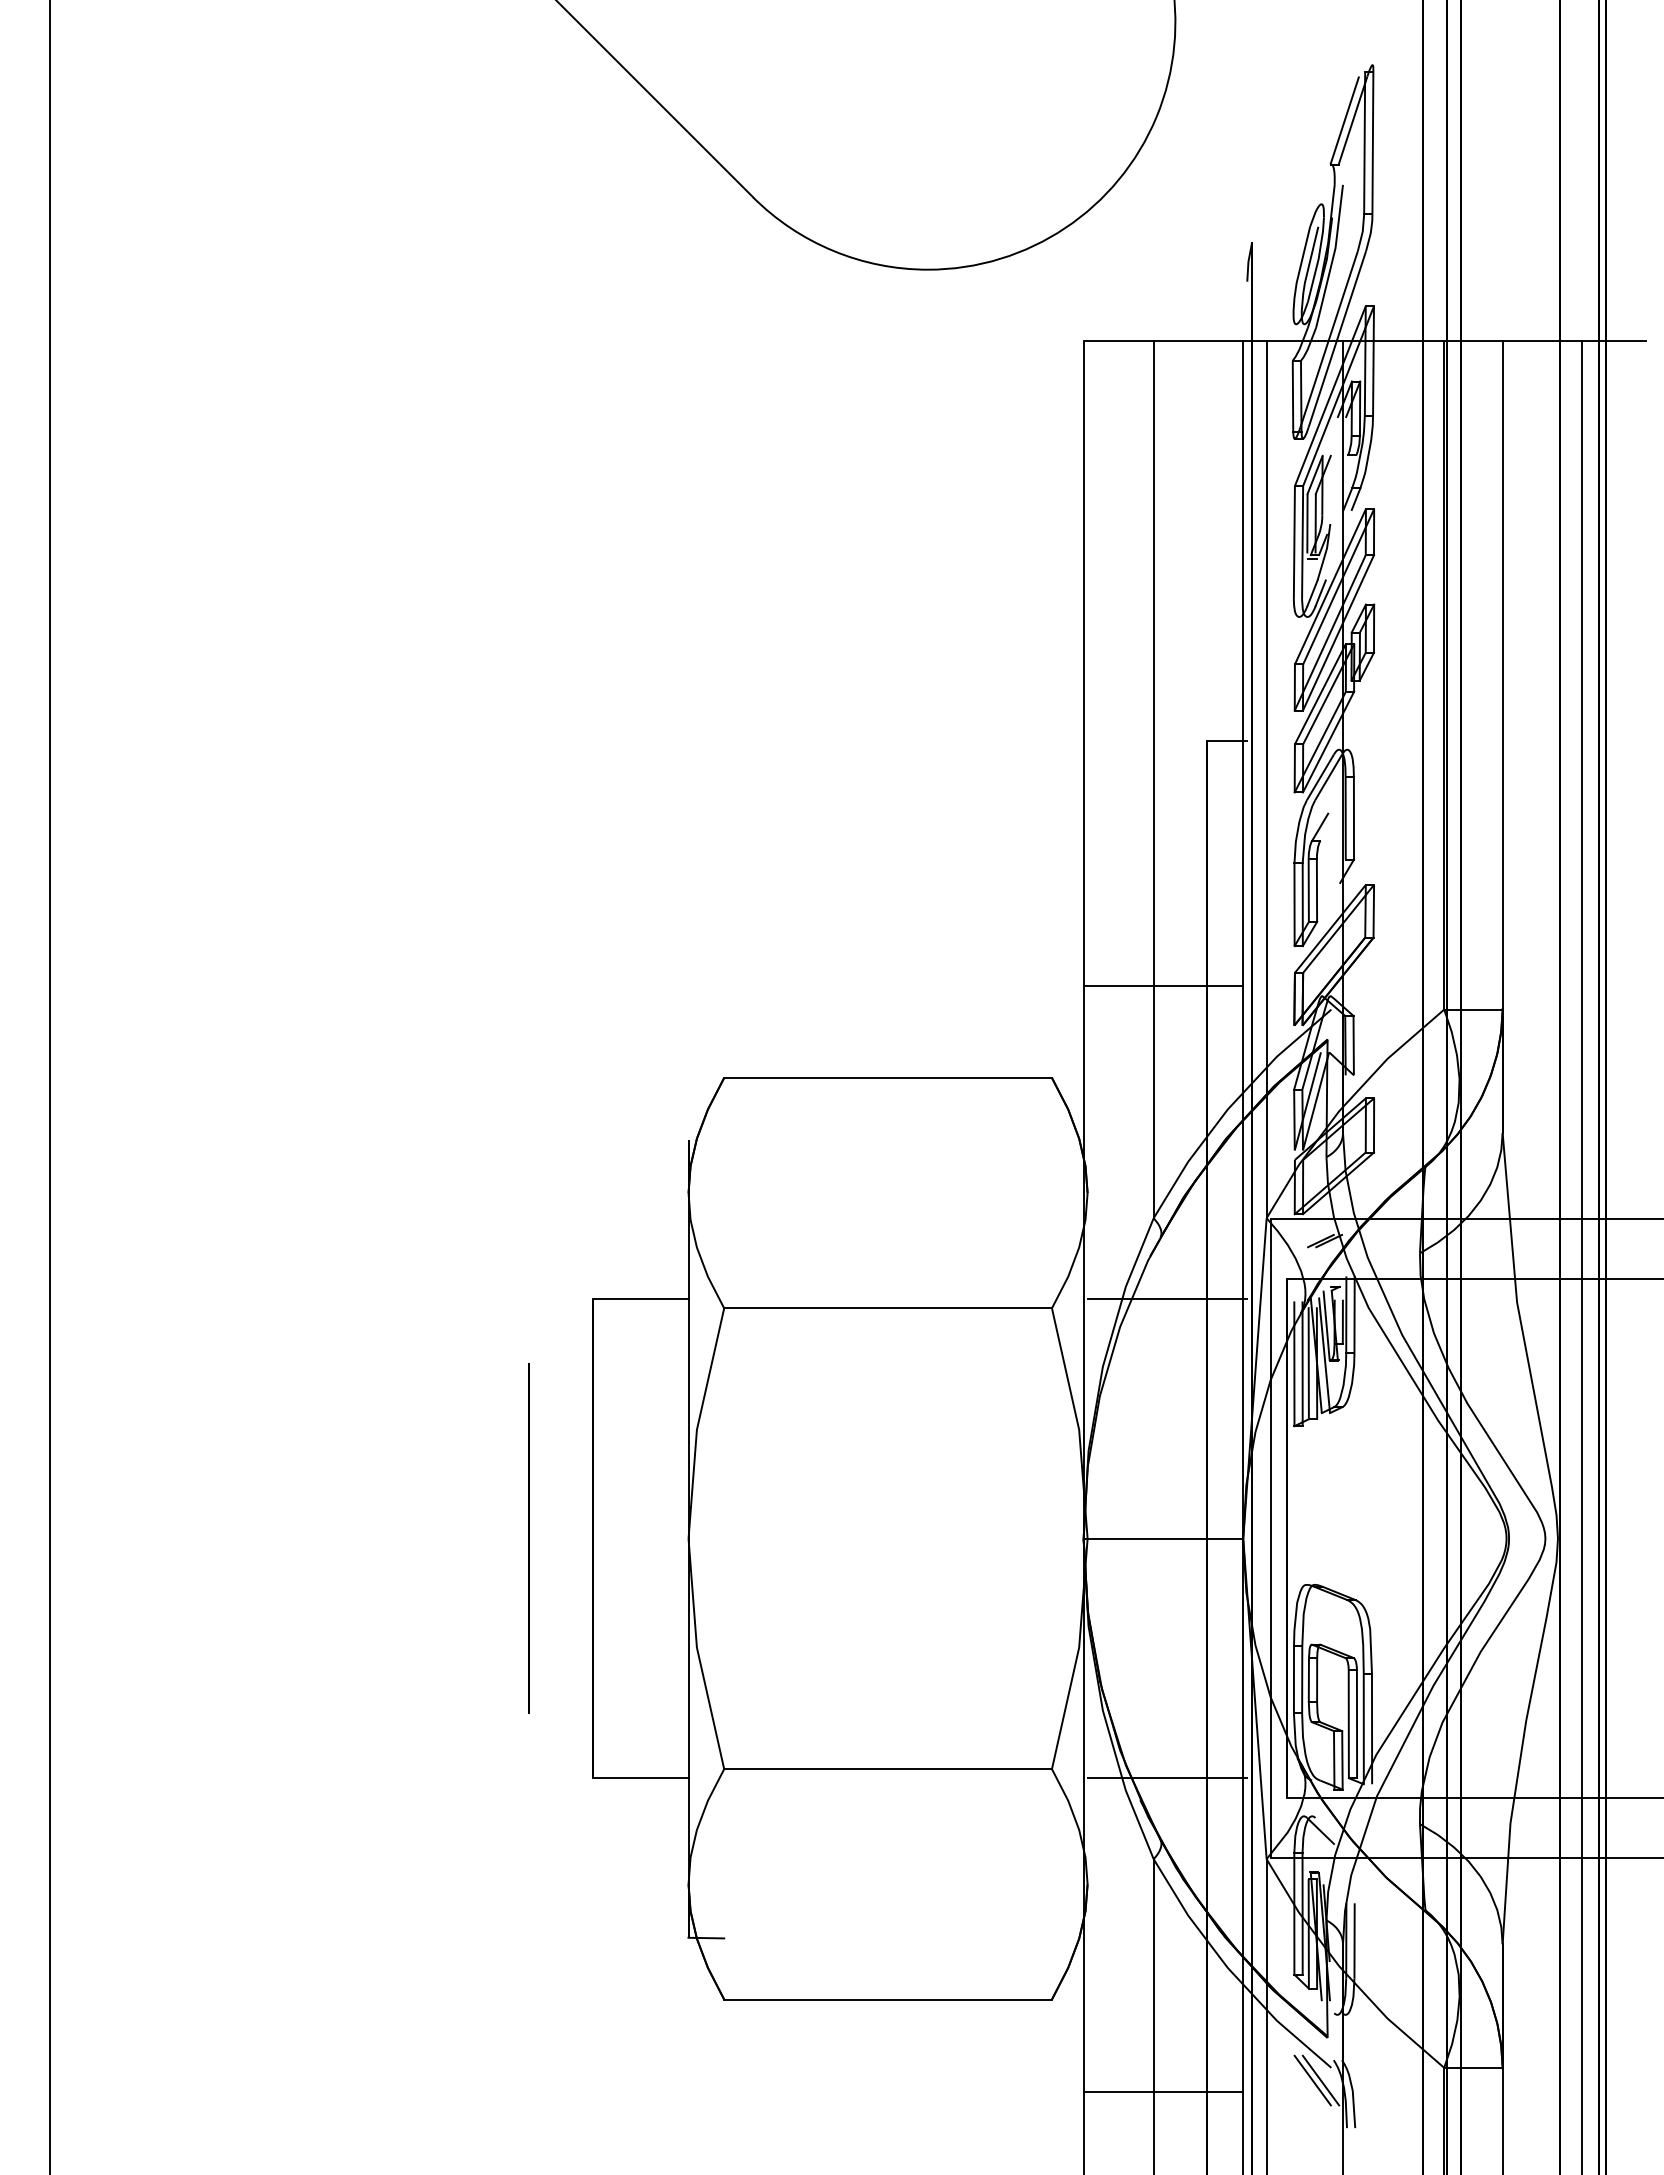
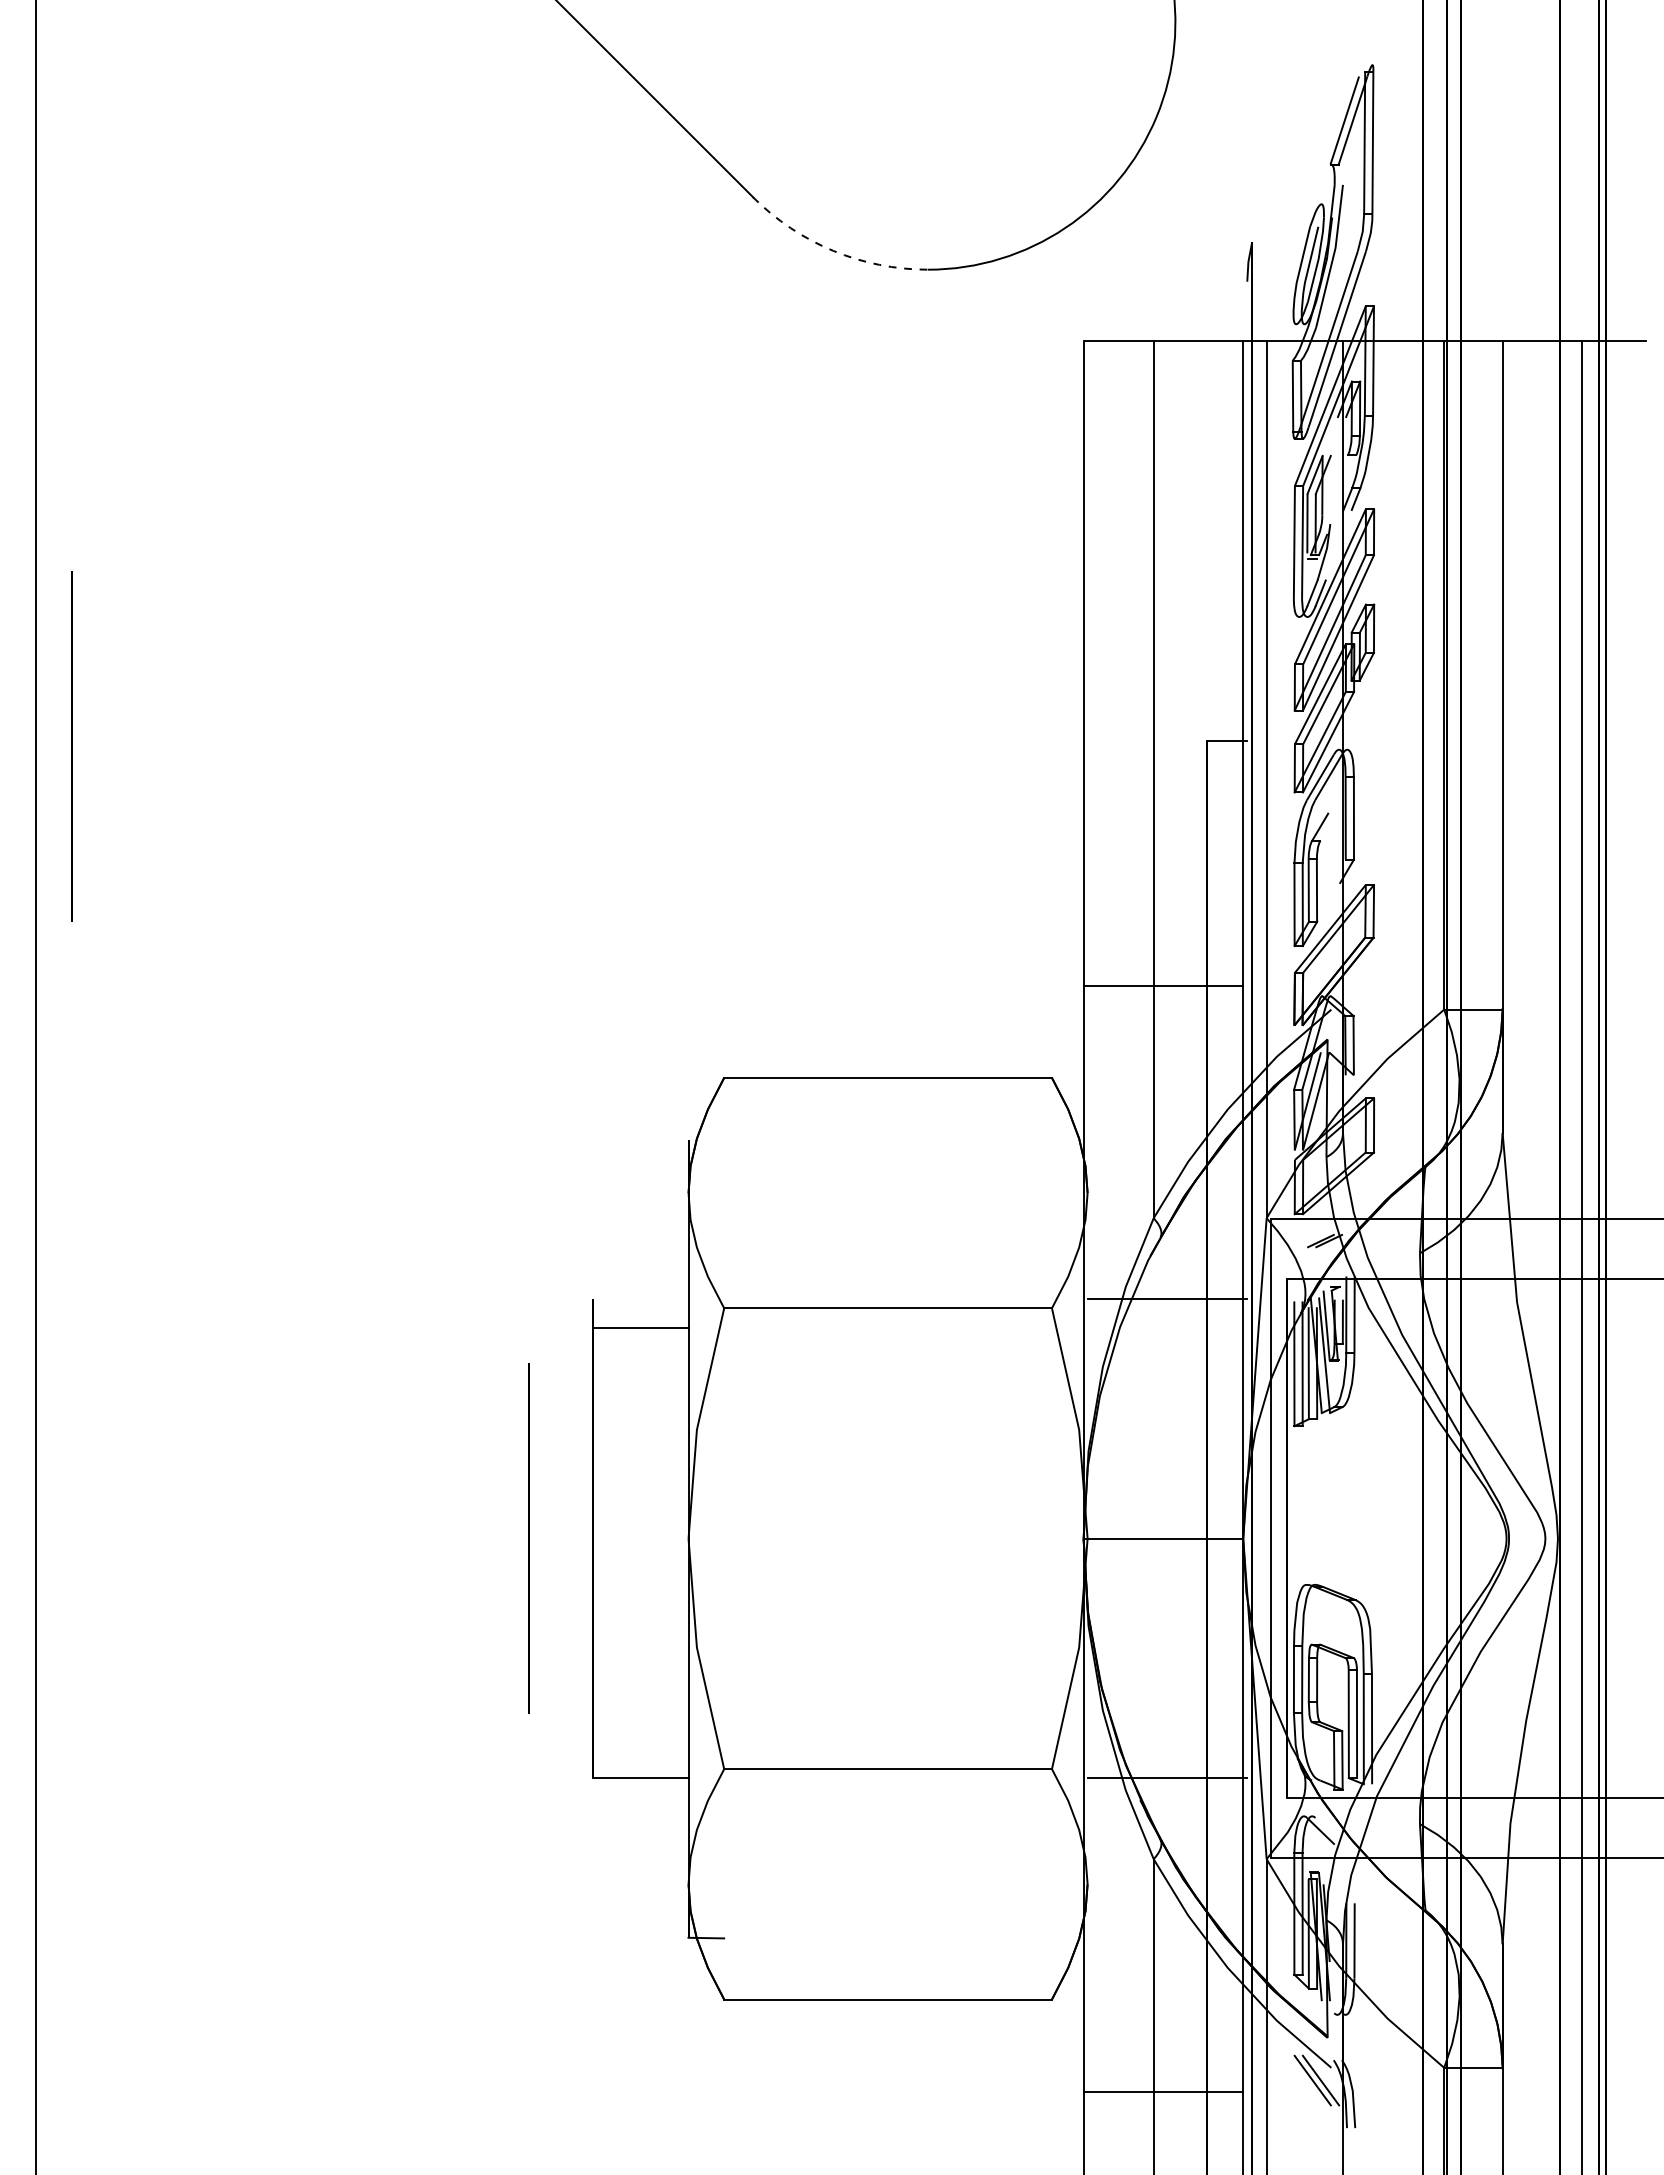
arc: solid -> dashed (833, 250)
line: none -> present (71, 746)
line position: (50, 1086) -> (36, 1086) (36, 1086)
line position: (640, 1299) -> (640, 1328) (640, 1328)
